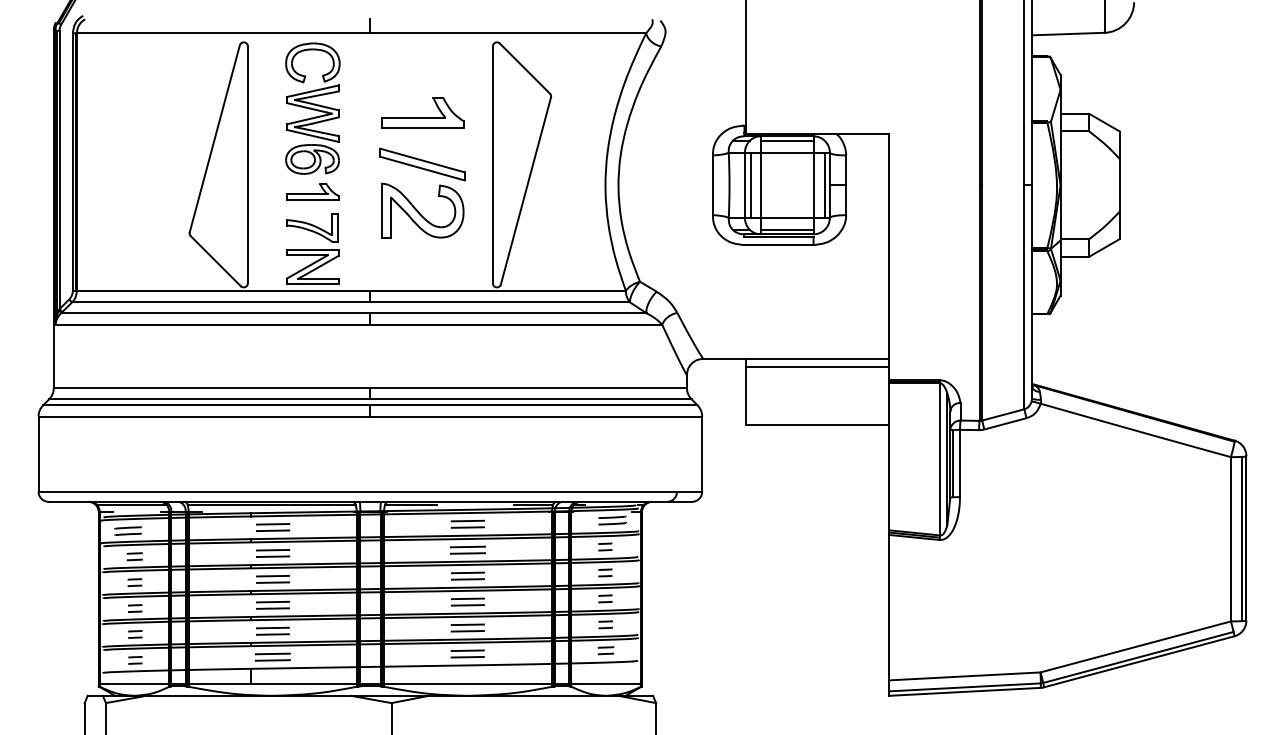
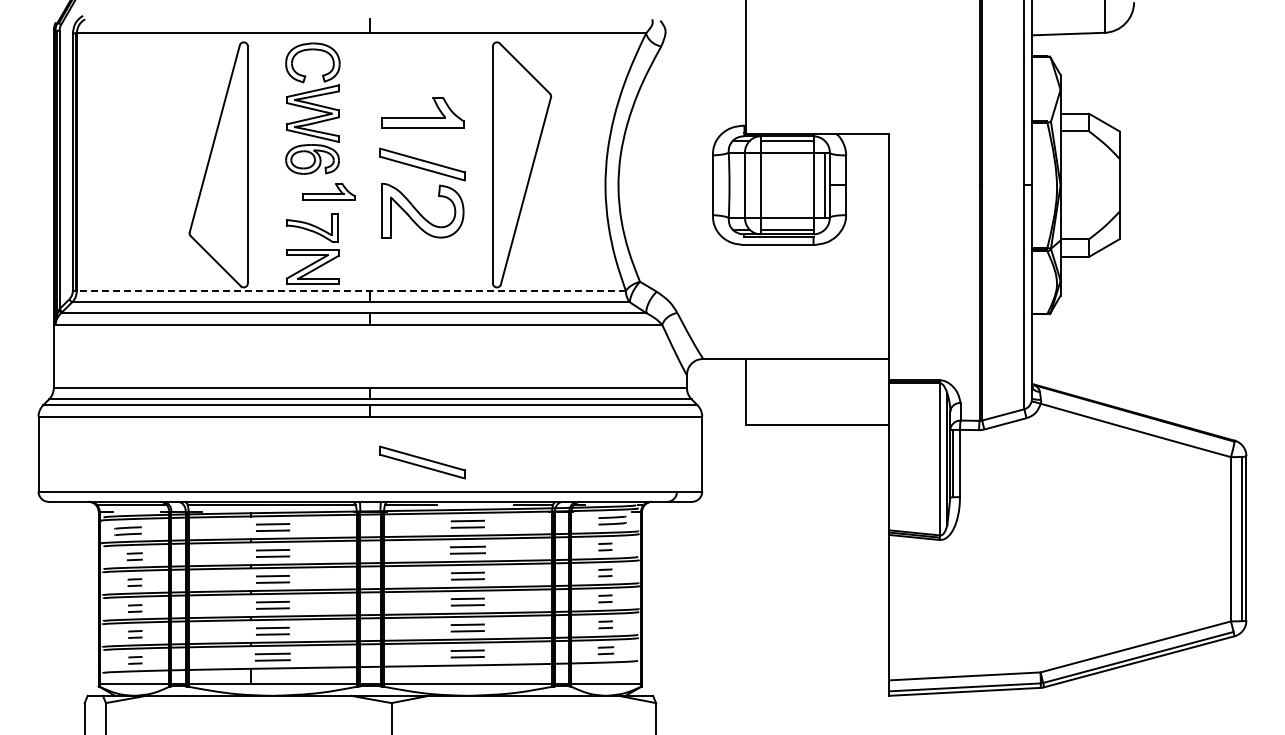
line: present -> none (750, 184)
part position: (312, 191) -> (328, 191) (328, 191)
line: solid -> dashed (351, 290)
line: present -> none (817, 367)
part: none -> present (422, 462)
